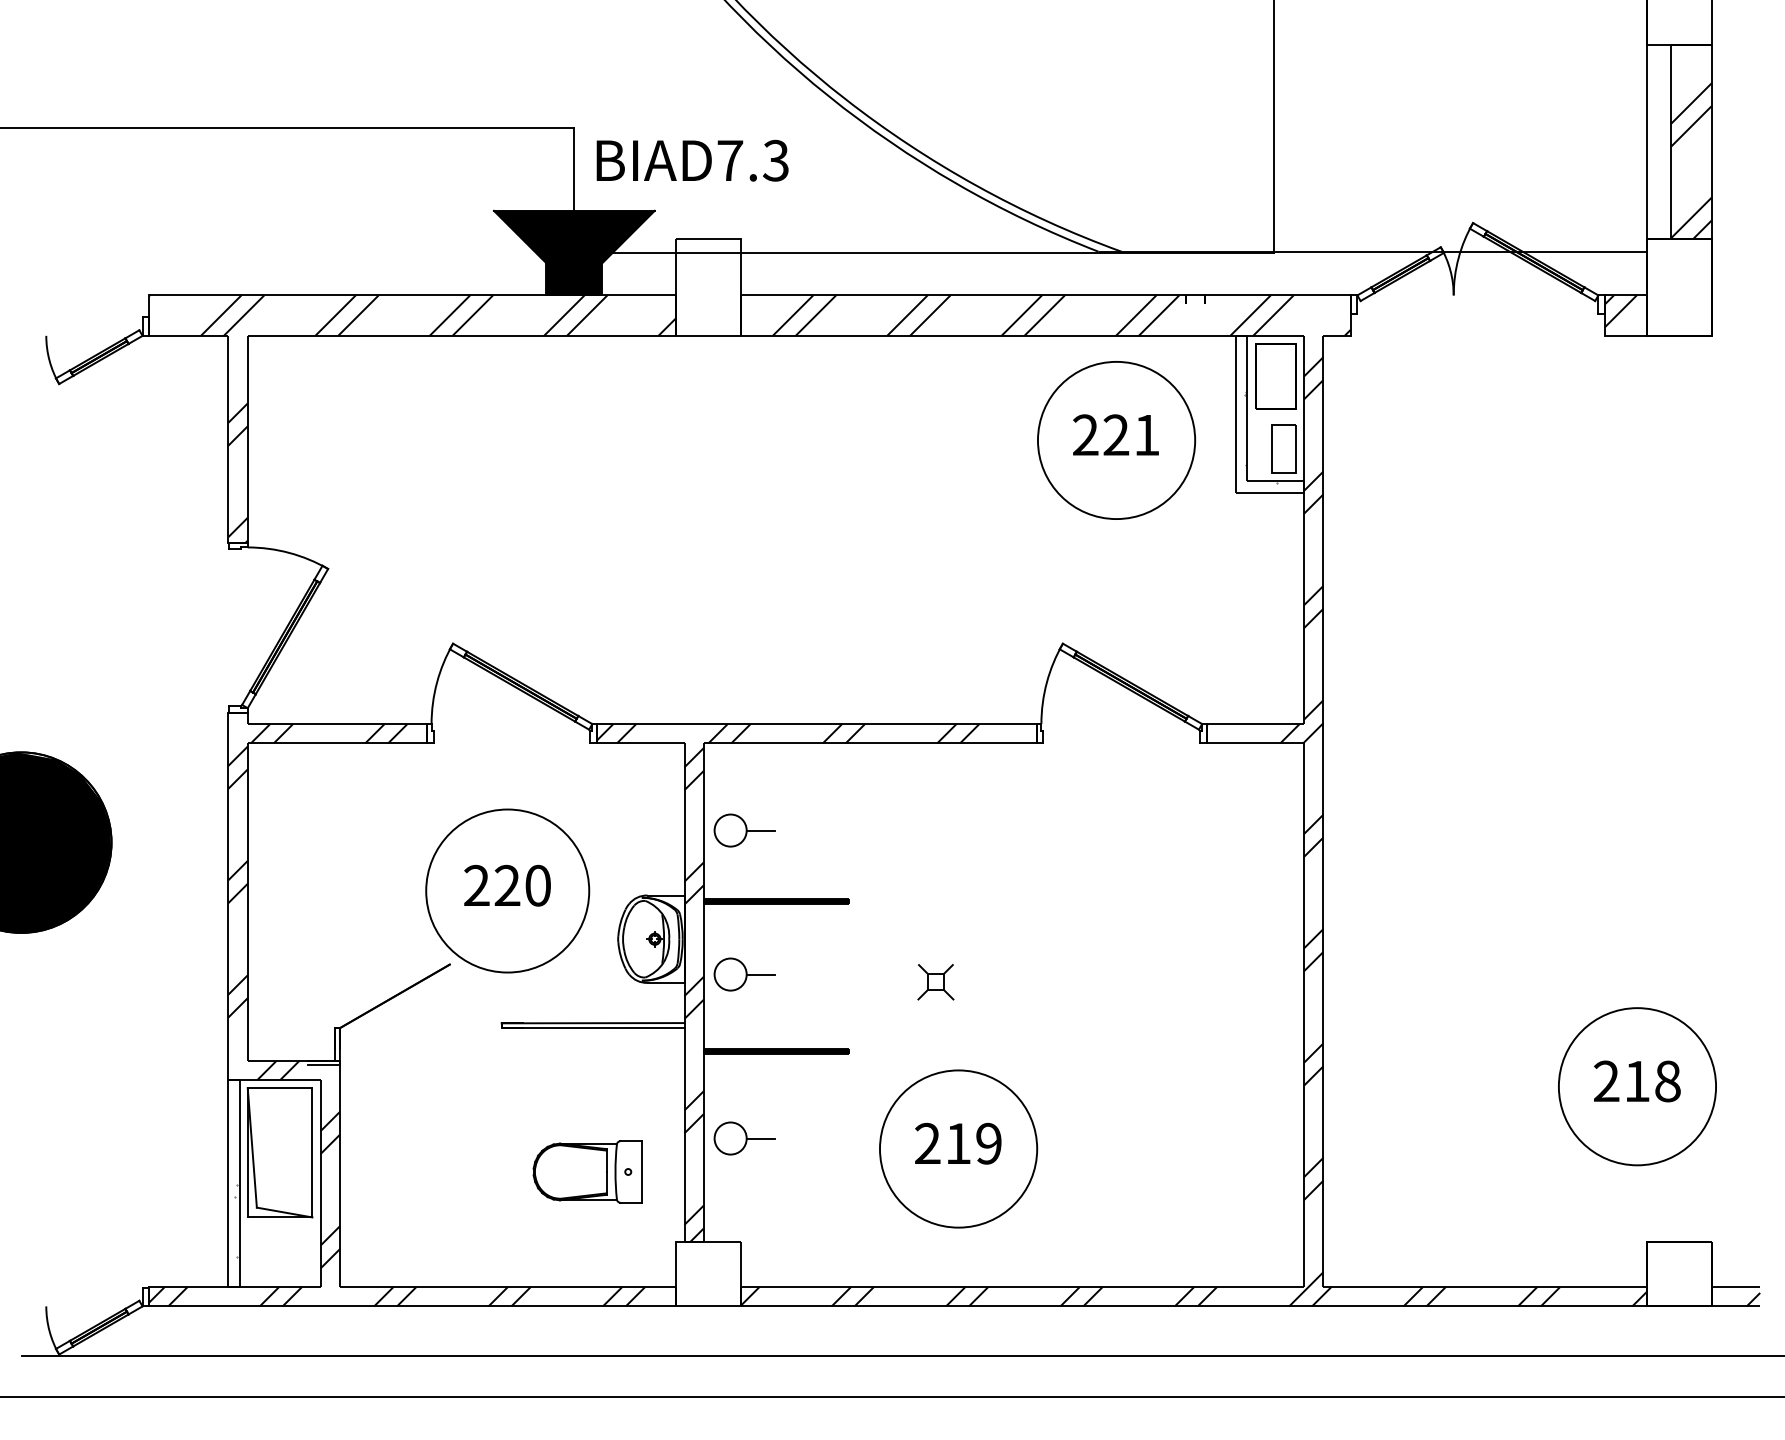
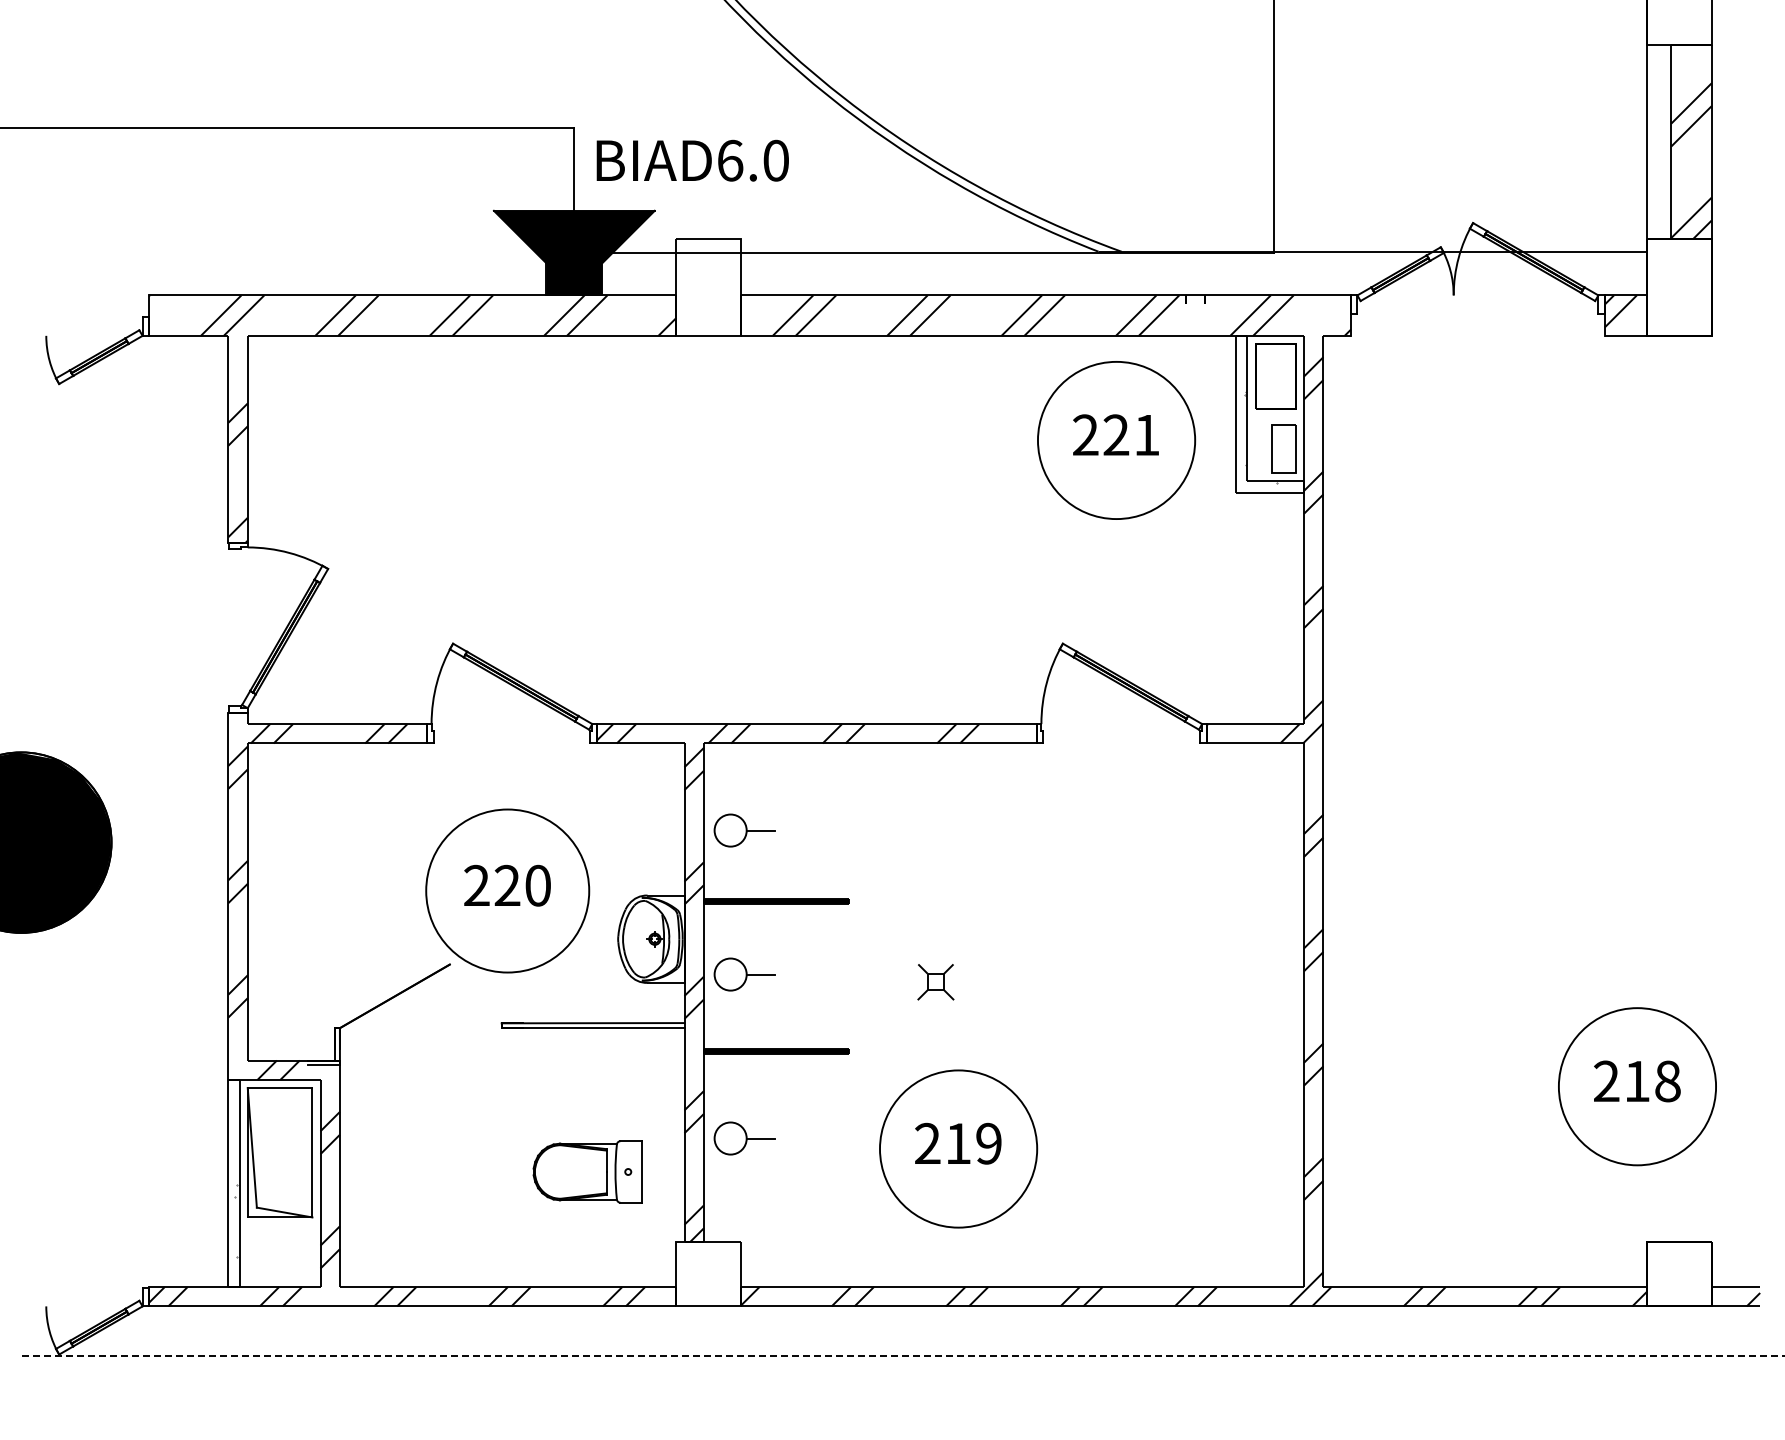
text: BIAD7.3 -> BIAD6.0 (752, 160)
line: solid -> dashed (903, 1356)
line: present -> none (891, 1396)
